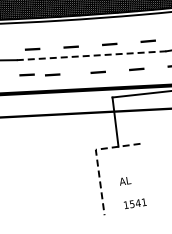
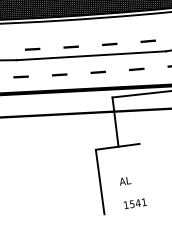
line: dashed -> solid (91, 55)
line position: (26, 74) -> (20, 76) (20, 76)
line position: (52, 74) -> (59, 74) (59, 74)
line: dashed -> solid (97, 159)
